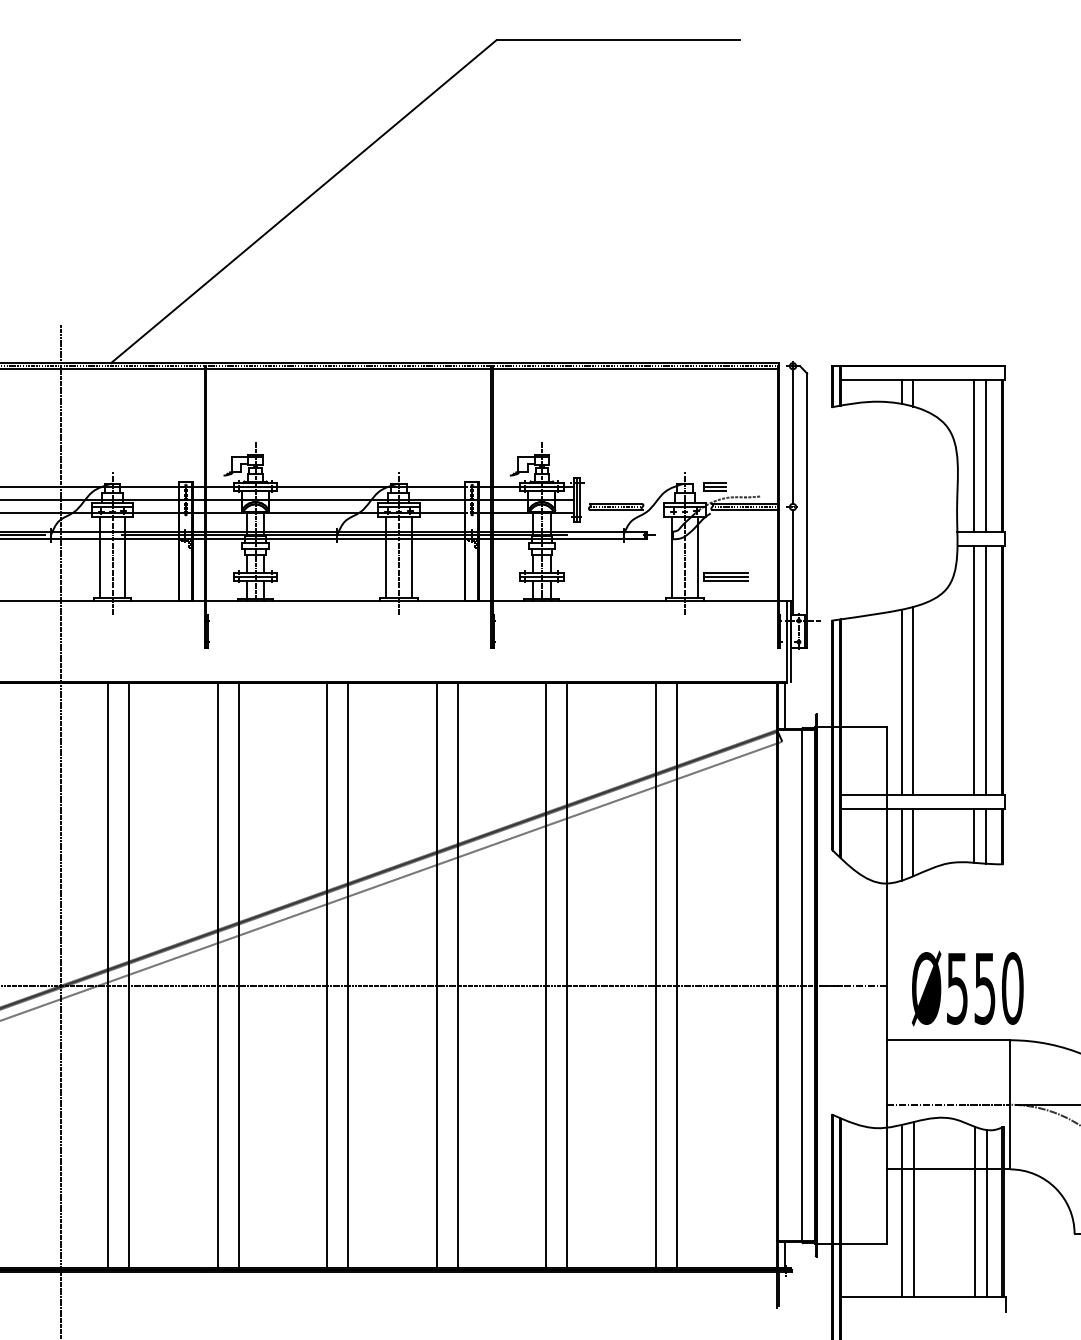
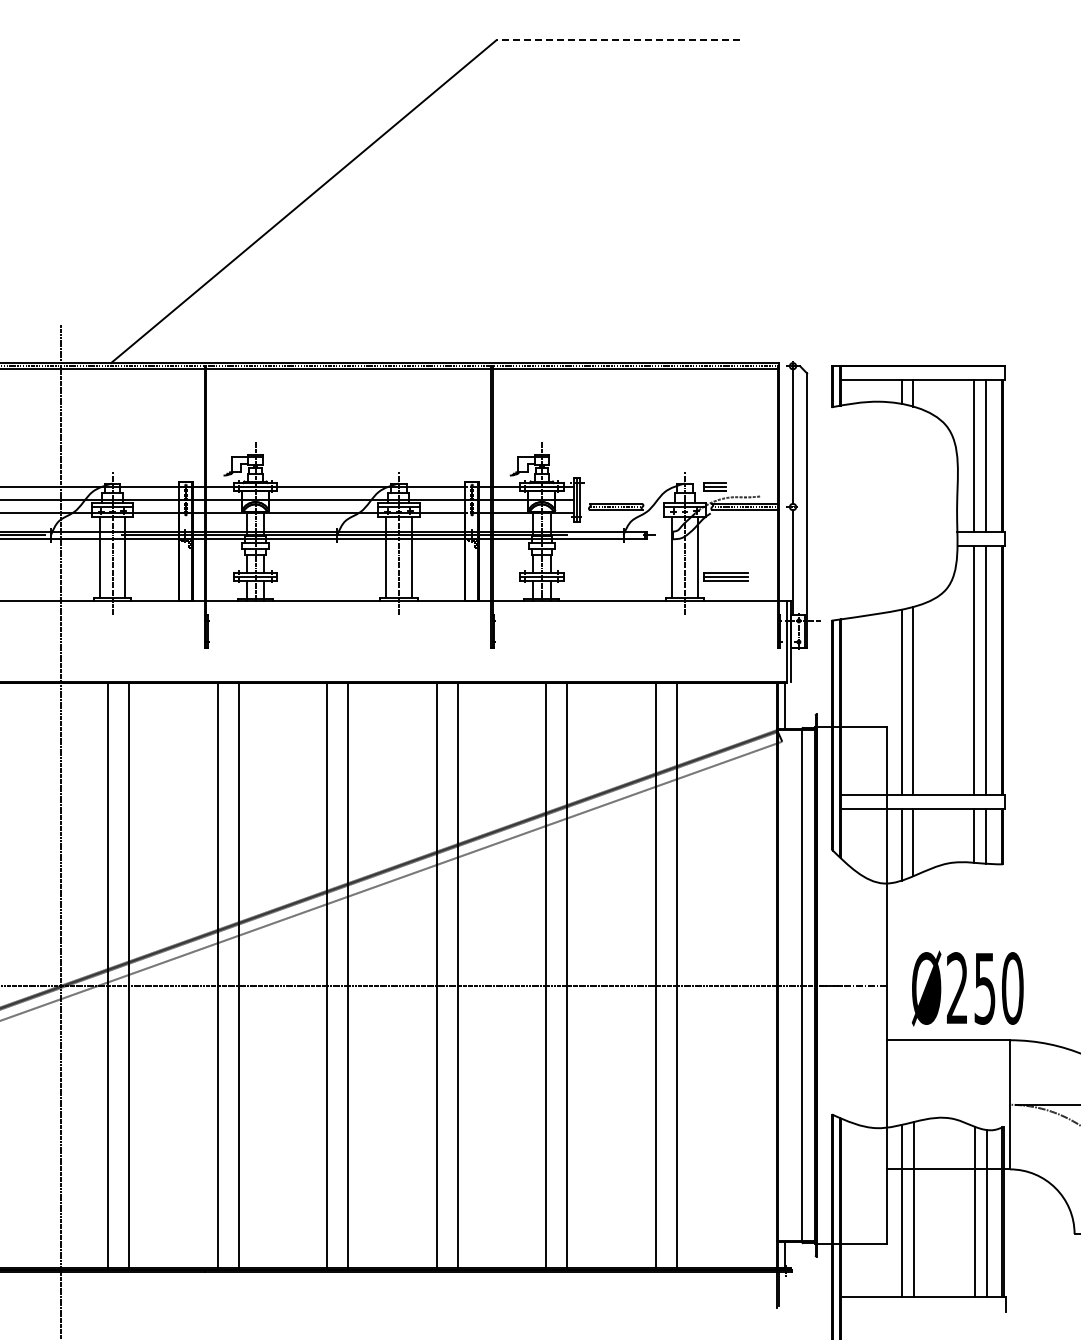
line: solid -> dashed (618, 40)
text: Ø550 -> Ø250 (957, 988)
line: present -> none (948, 1104)
